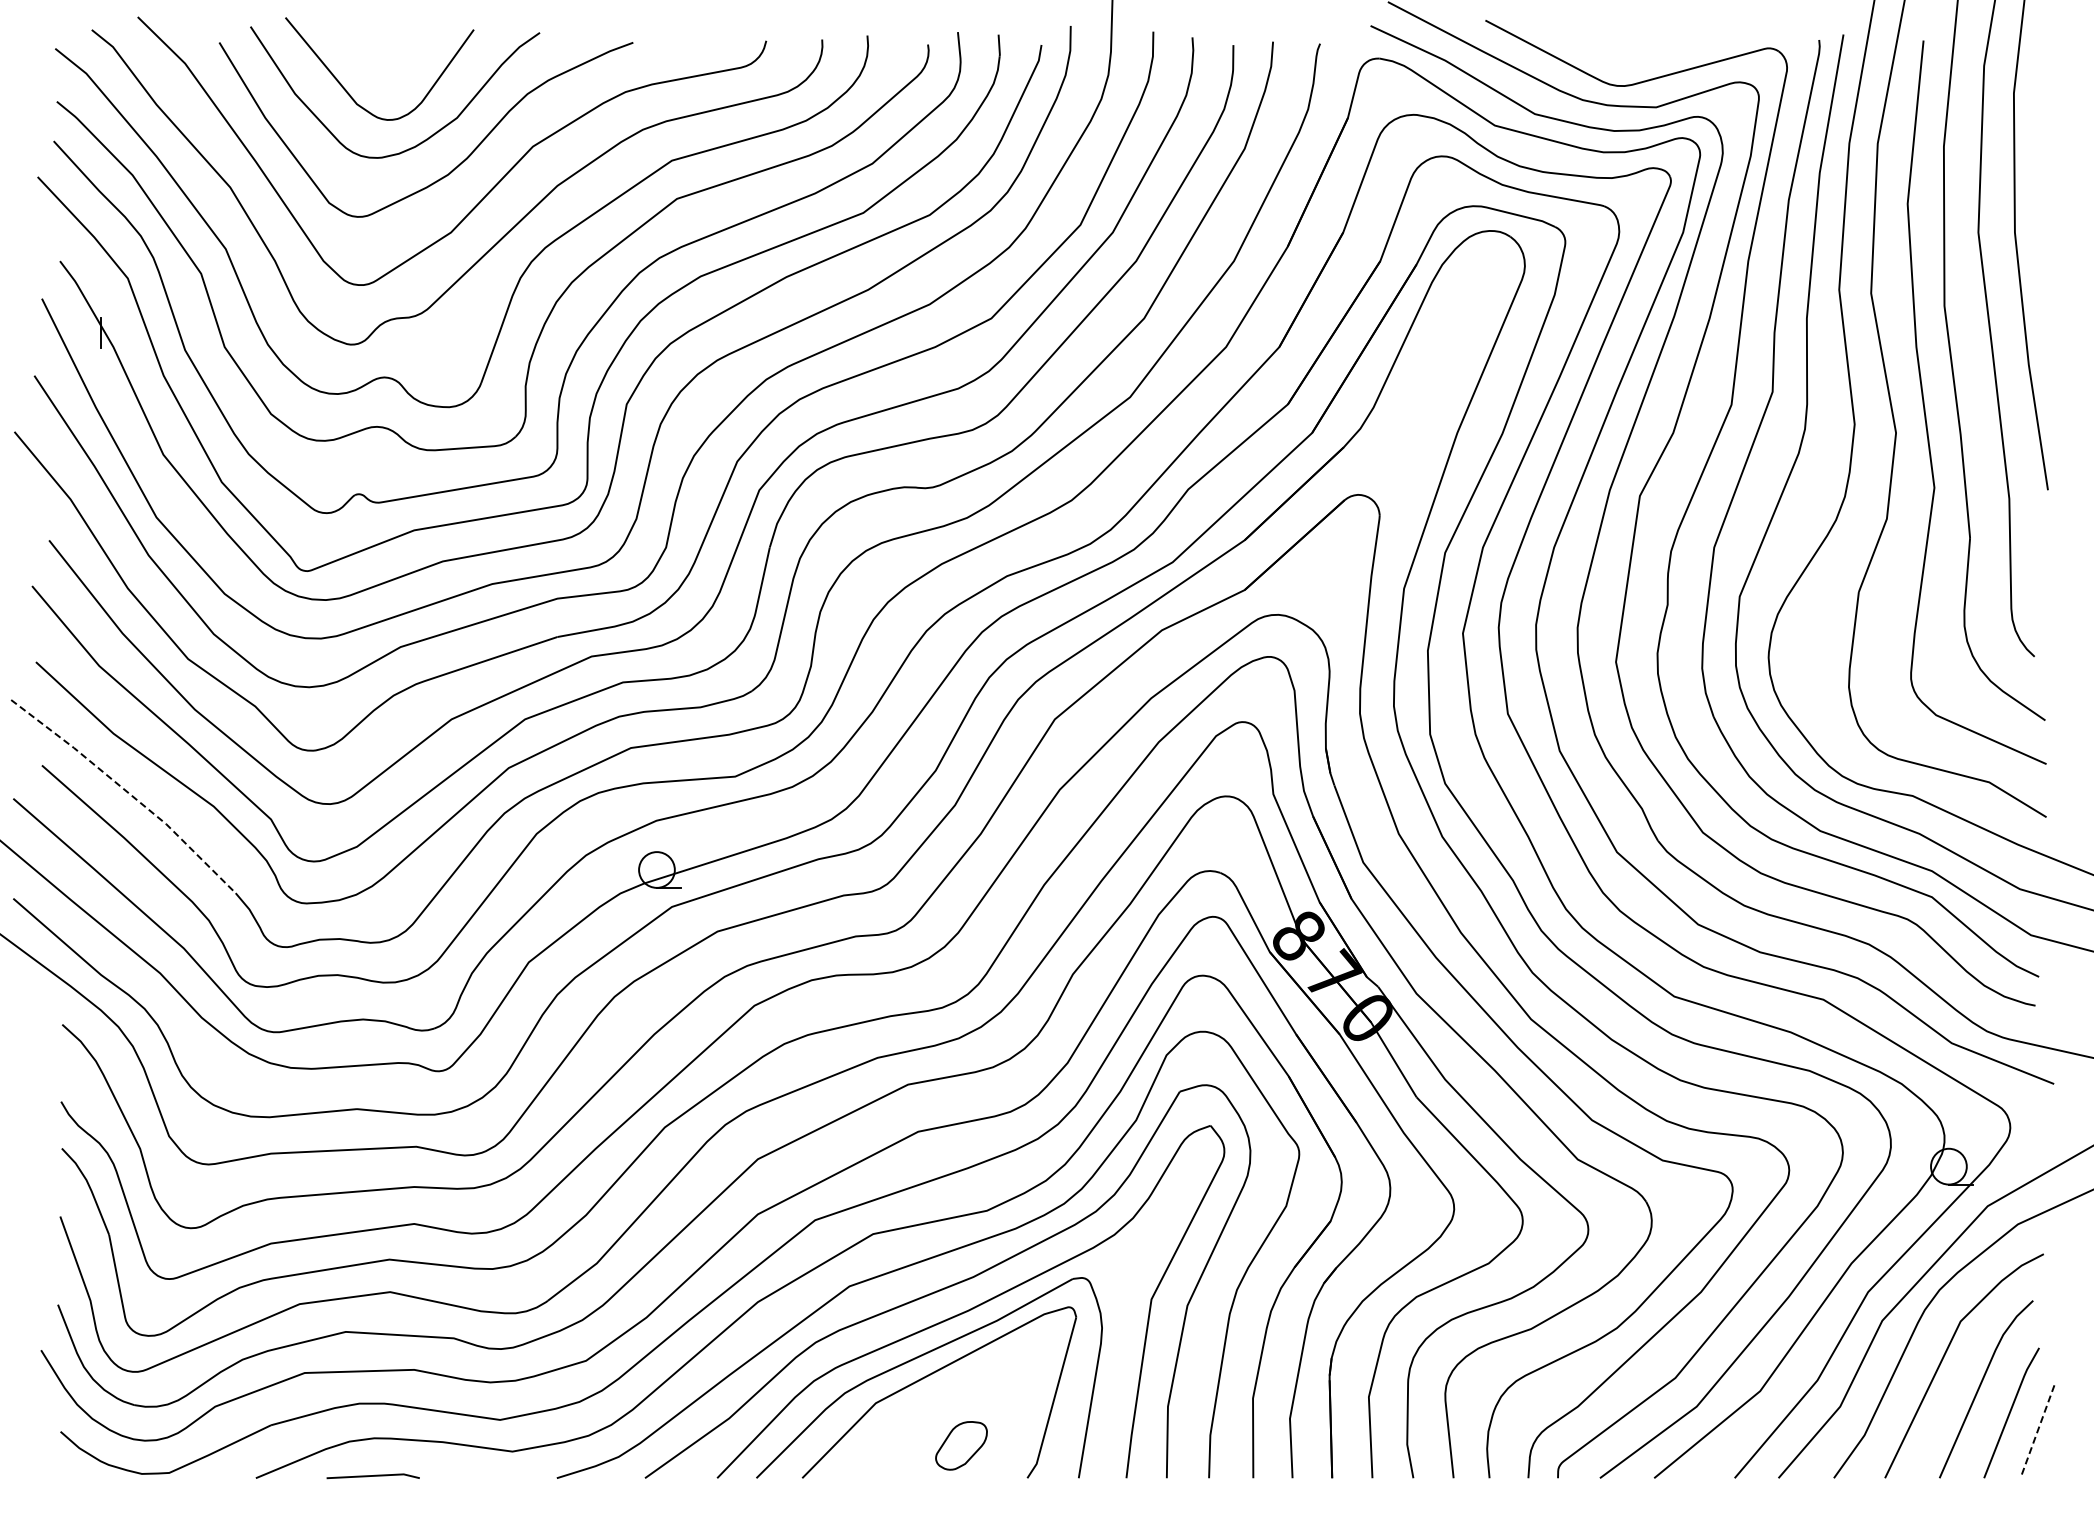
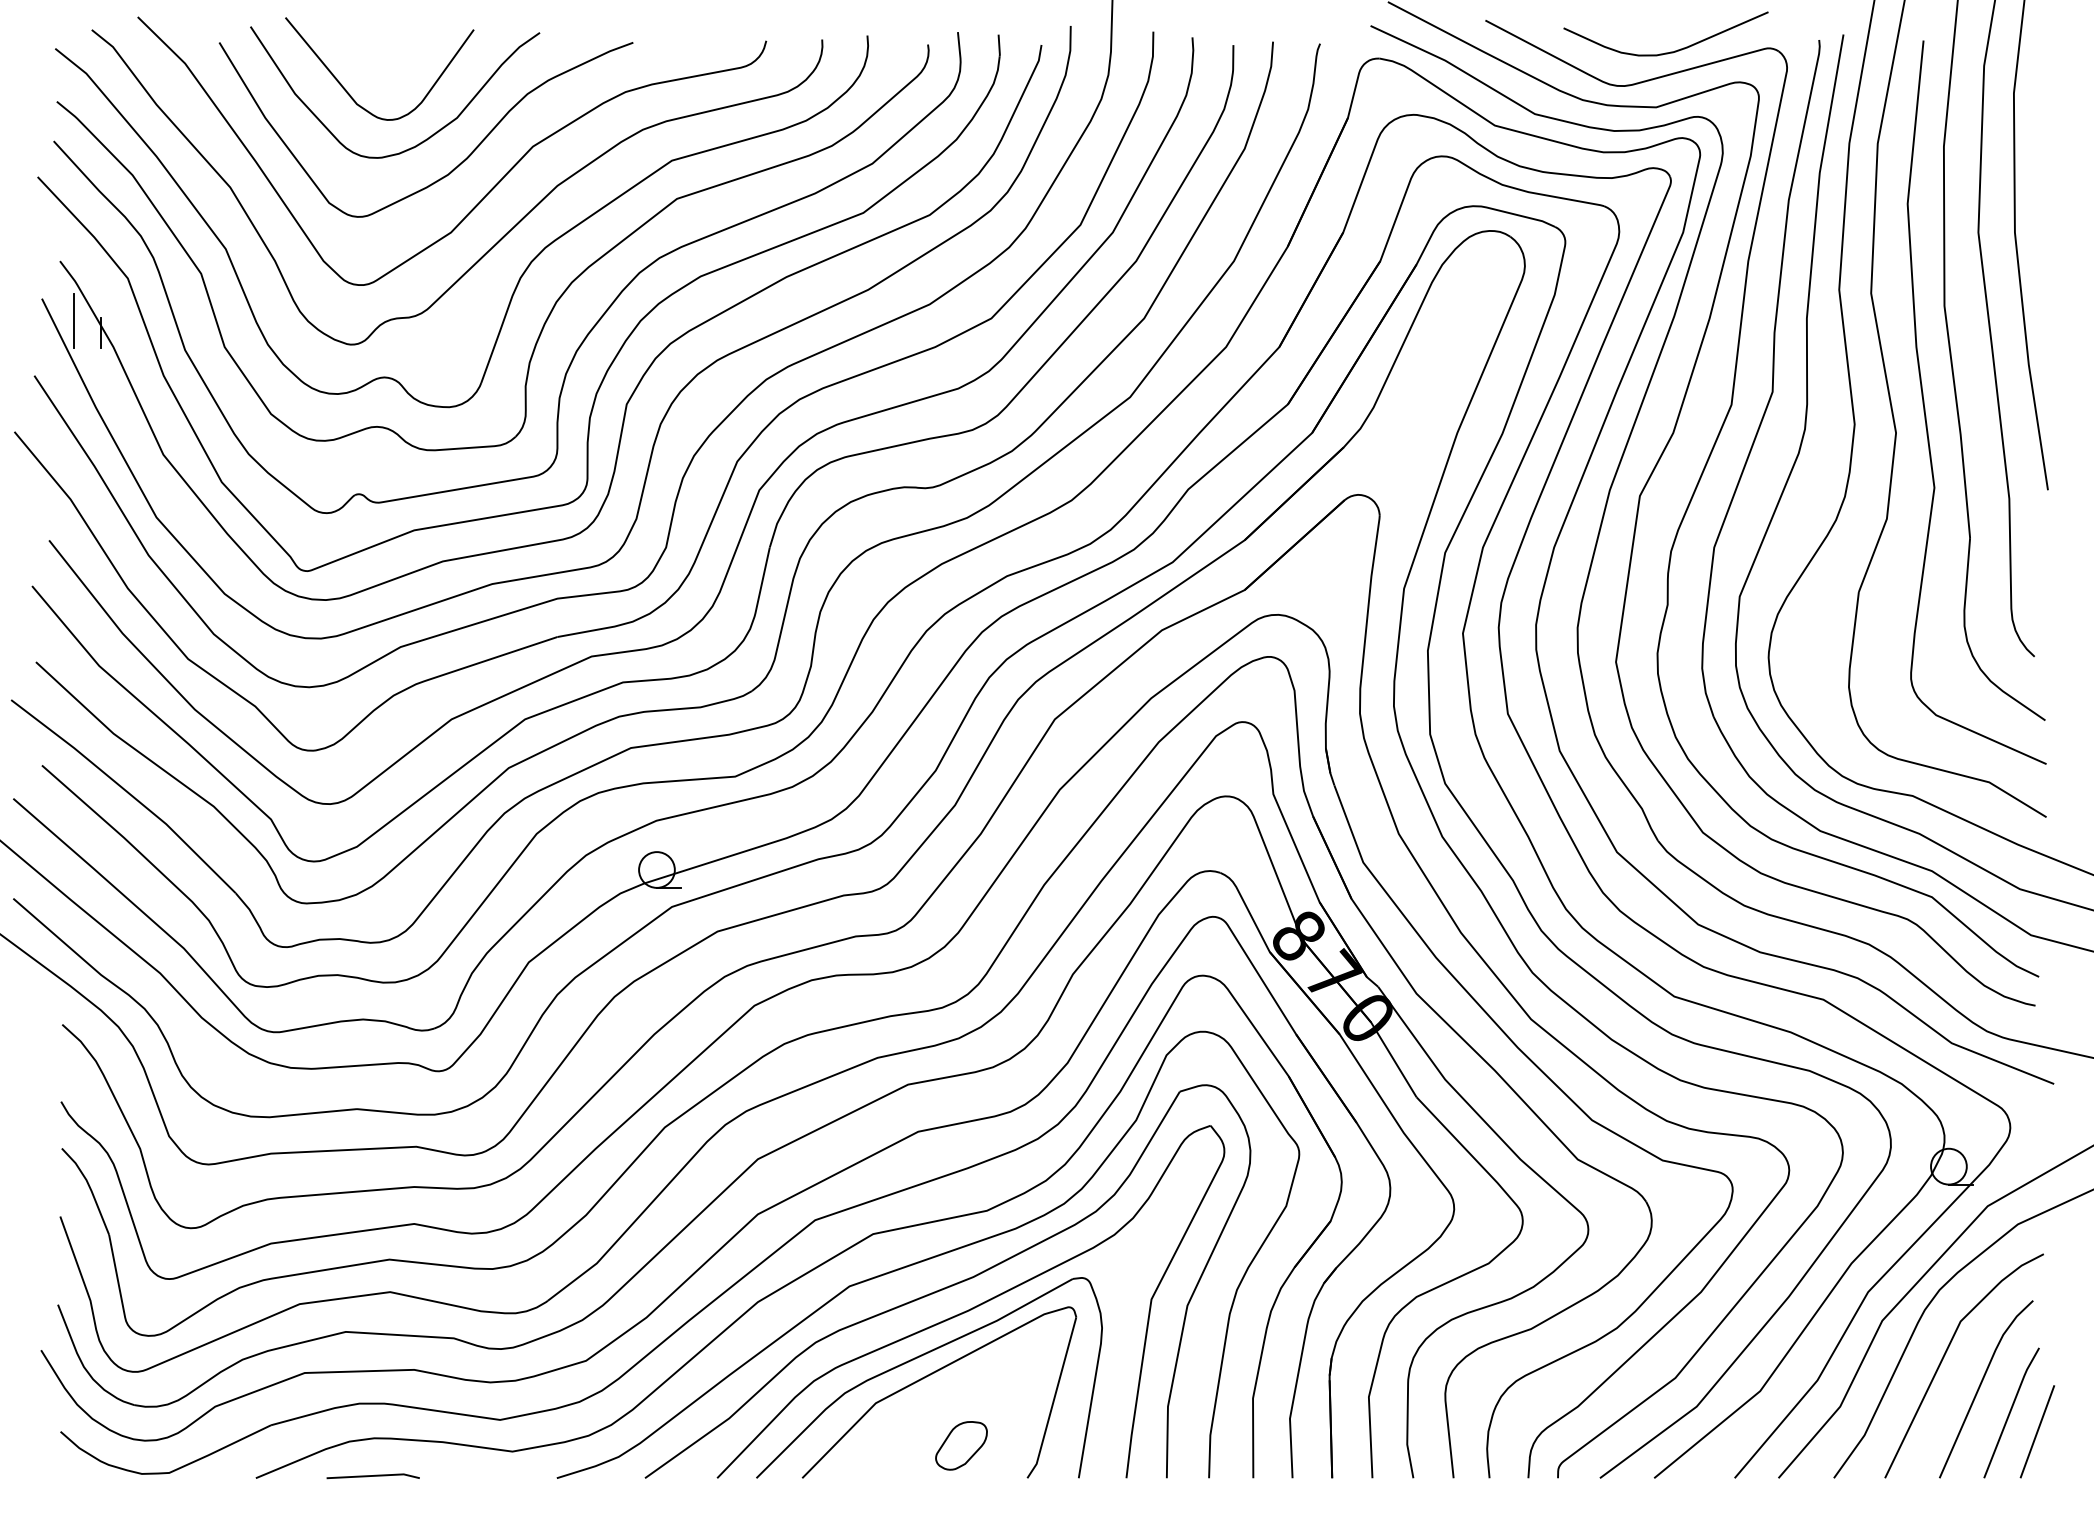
curve: none -> present (1670, 51)
line: none -> present (73, 320)
line: dashed -> solid (127, 791)
line: dashed -> solid (2037, 1432)
